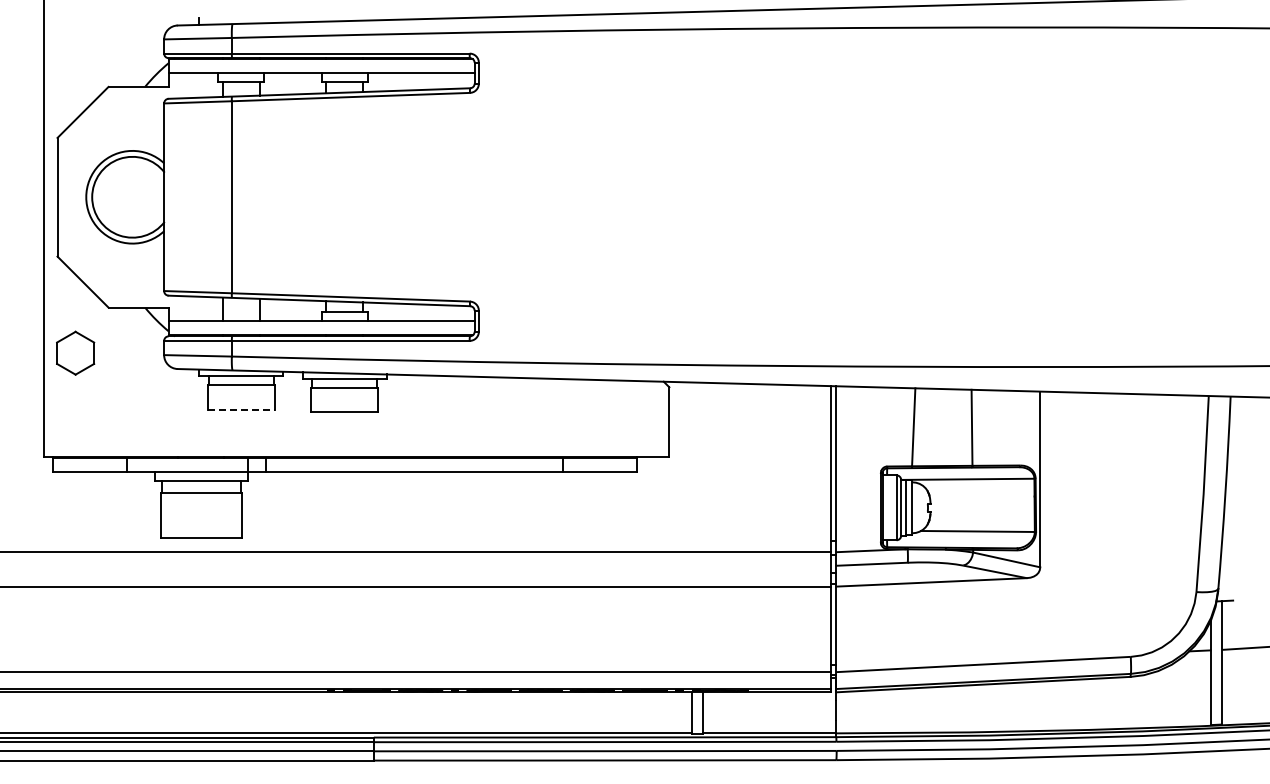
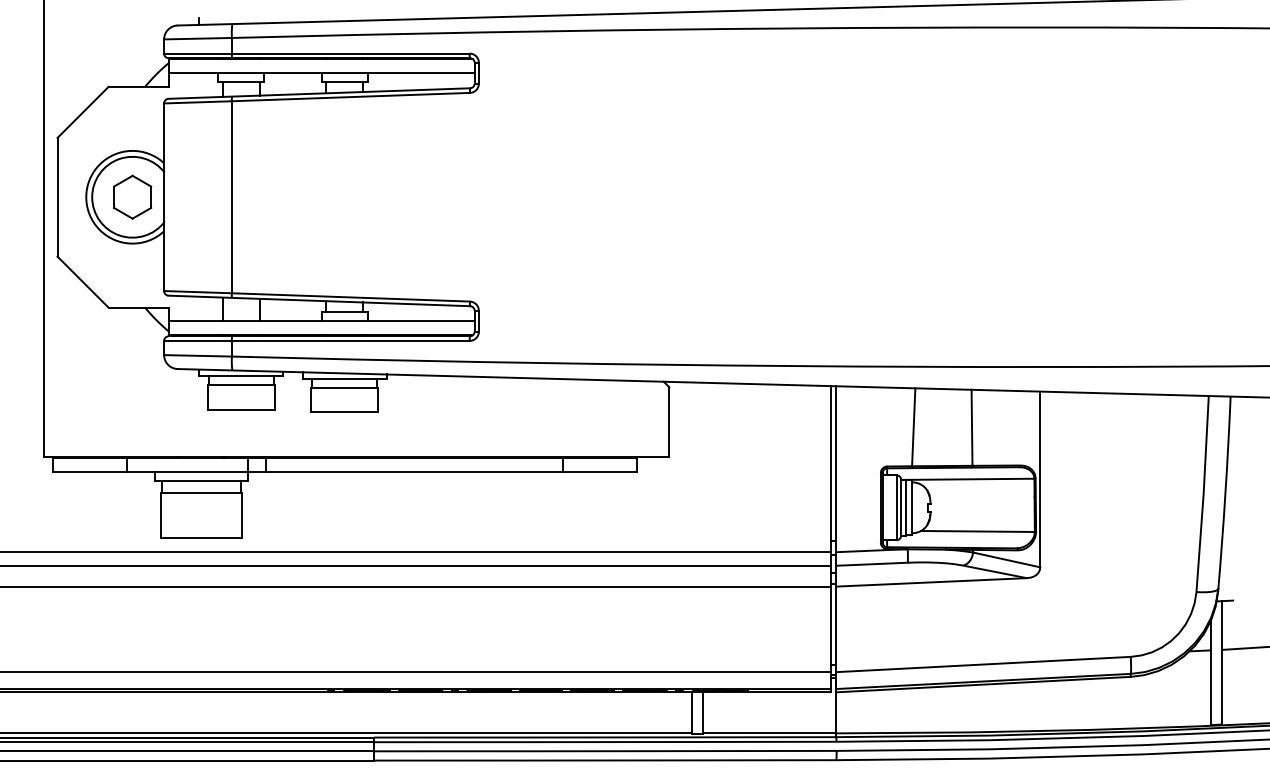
part position: (75, 352) -> (132, 196) (132, 196)
line: dashed -> solid (241, 409)
line: none -> present (416, 565)
